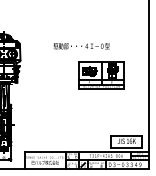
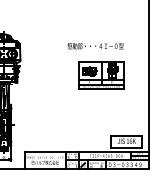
text position: (81, 46) -> (95, 46) (95, 46)
